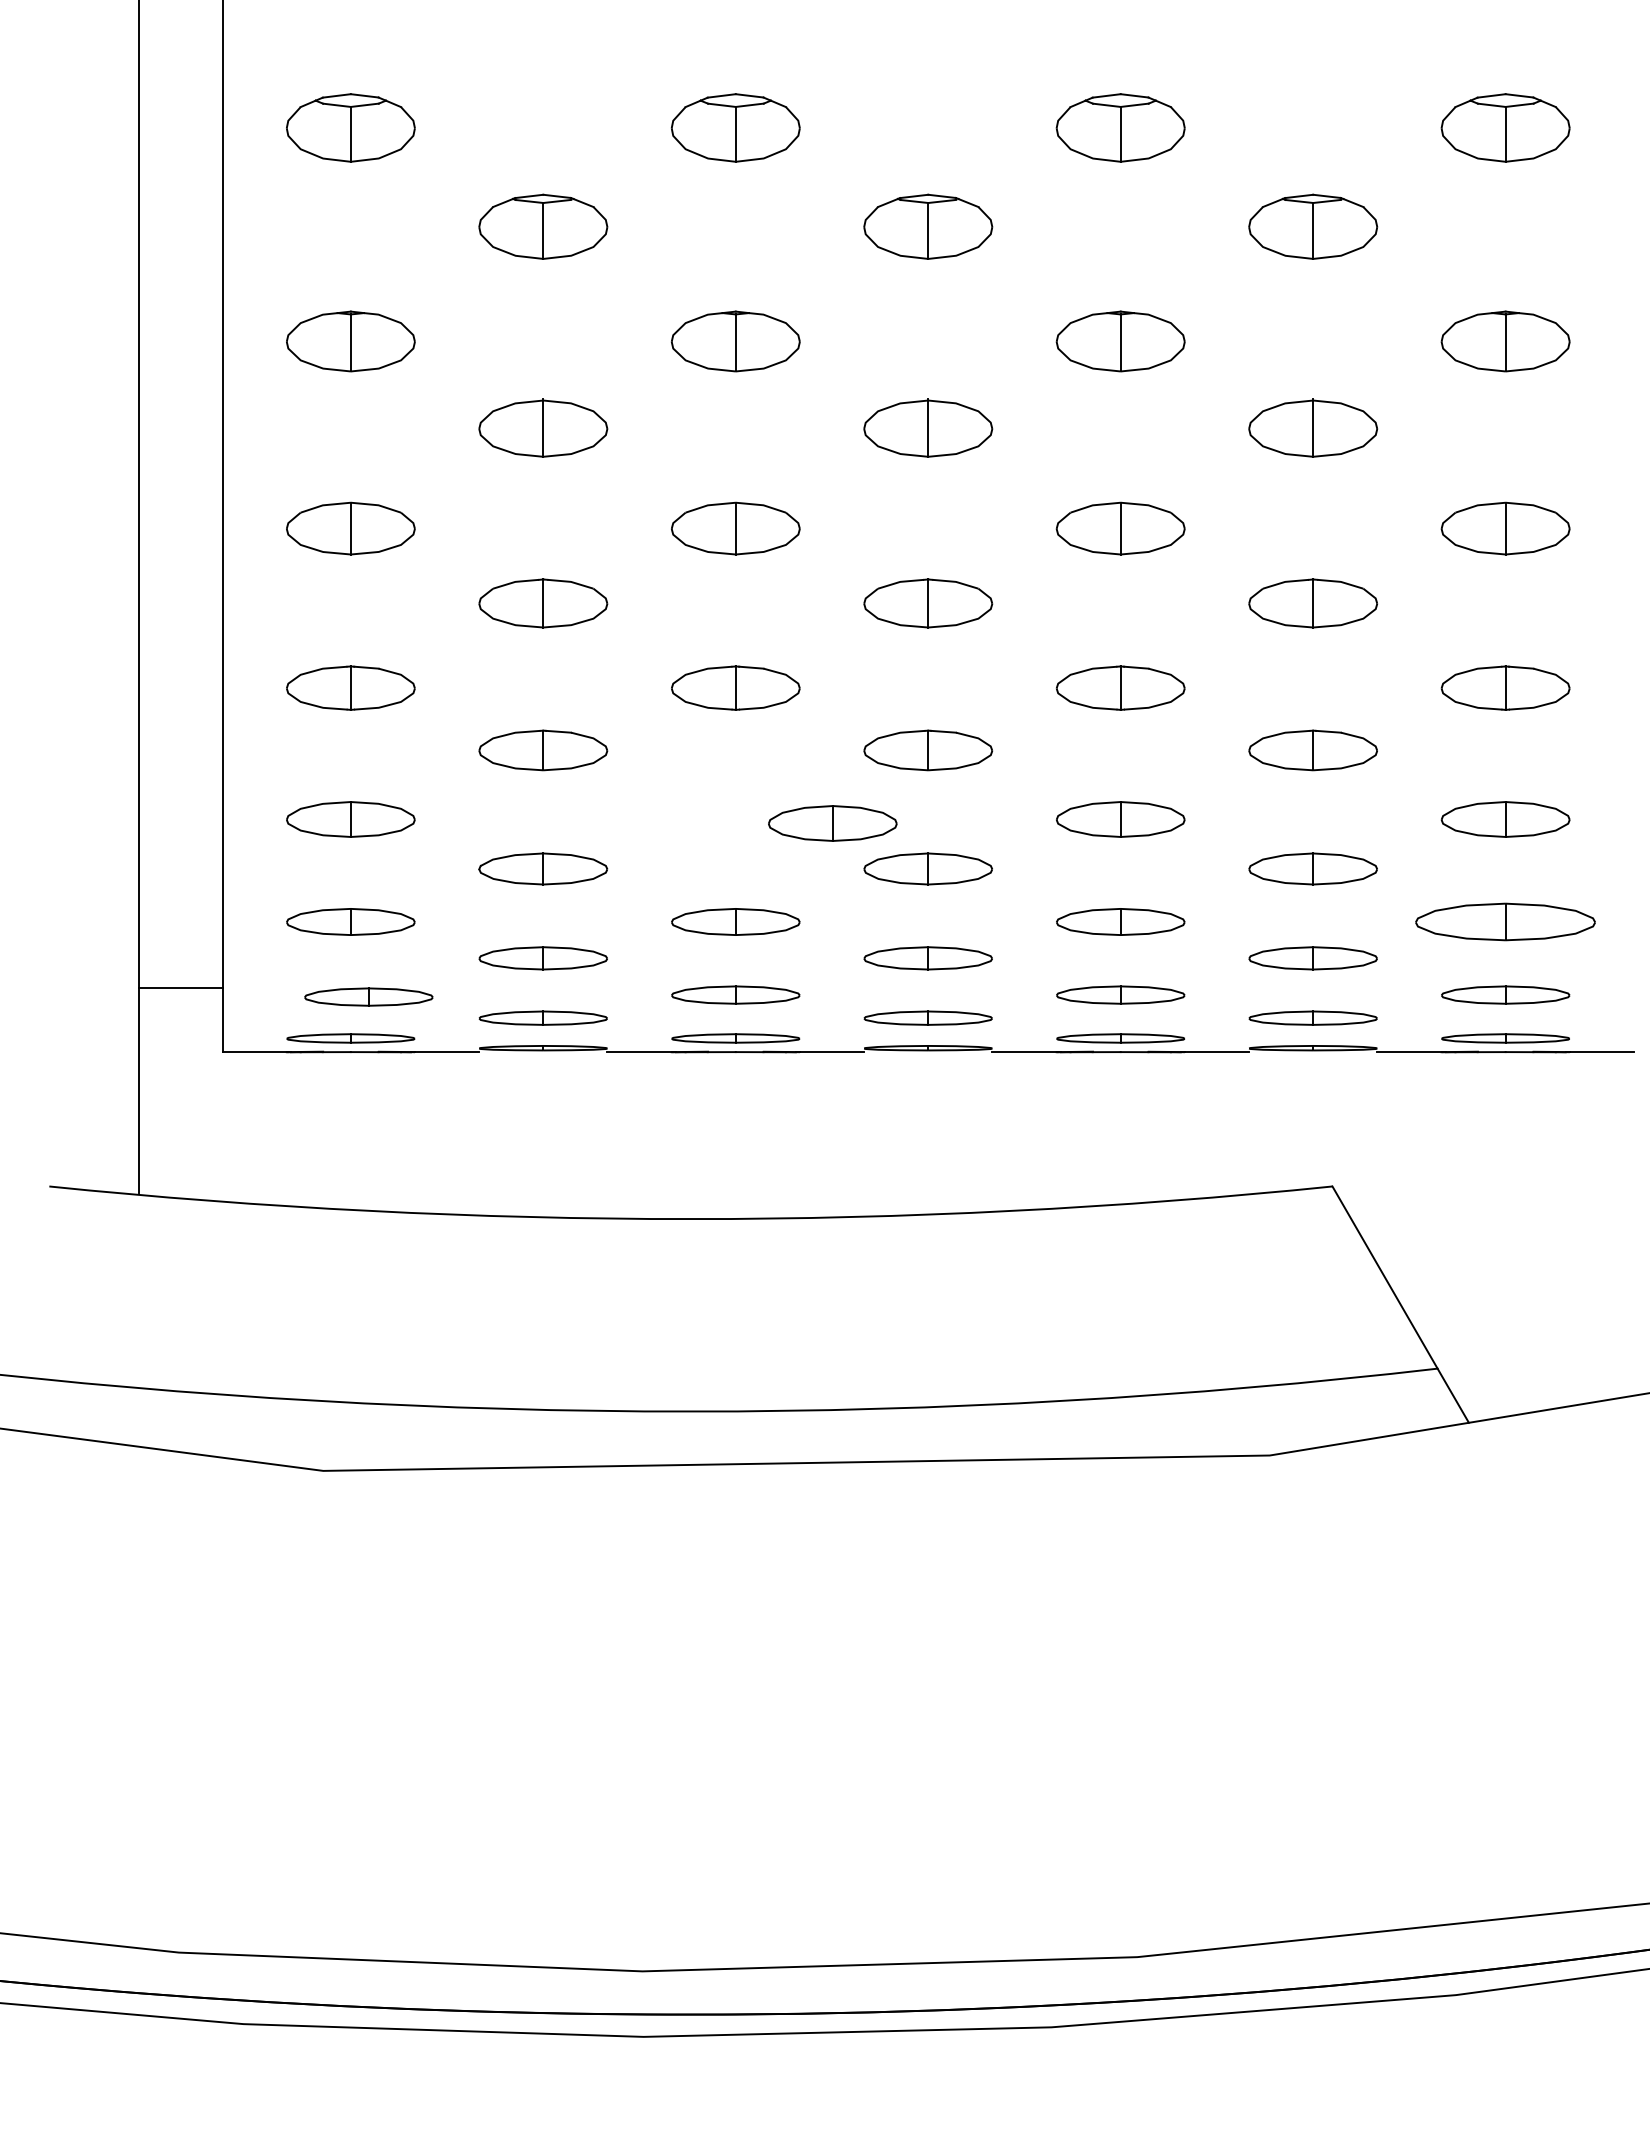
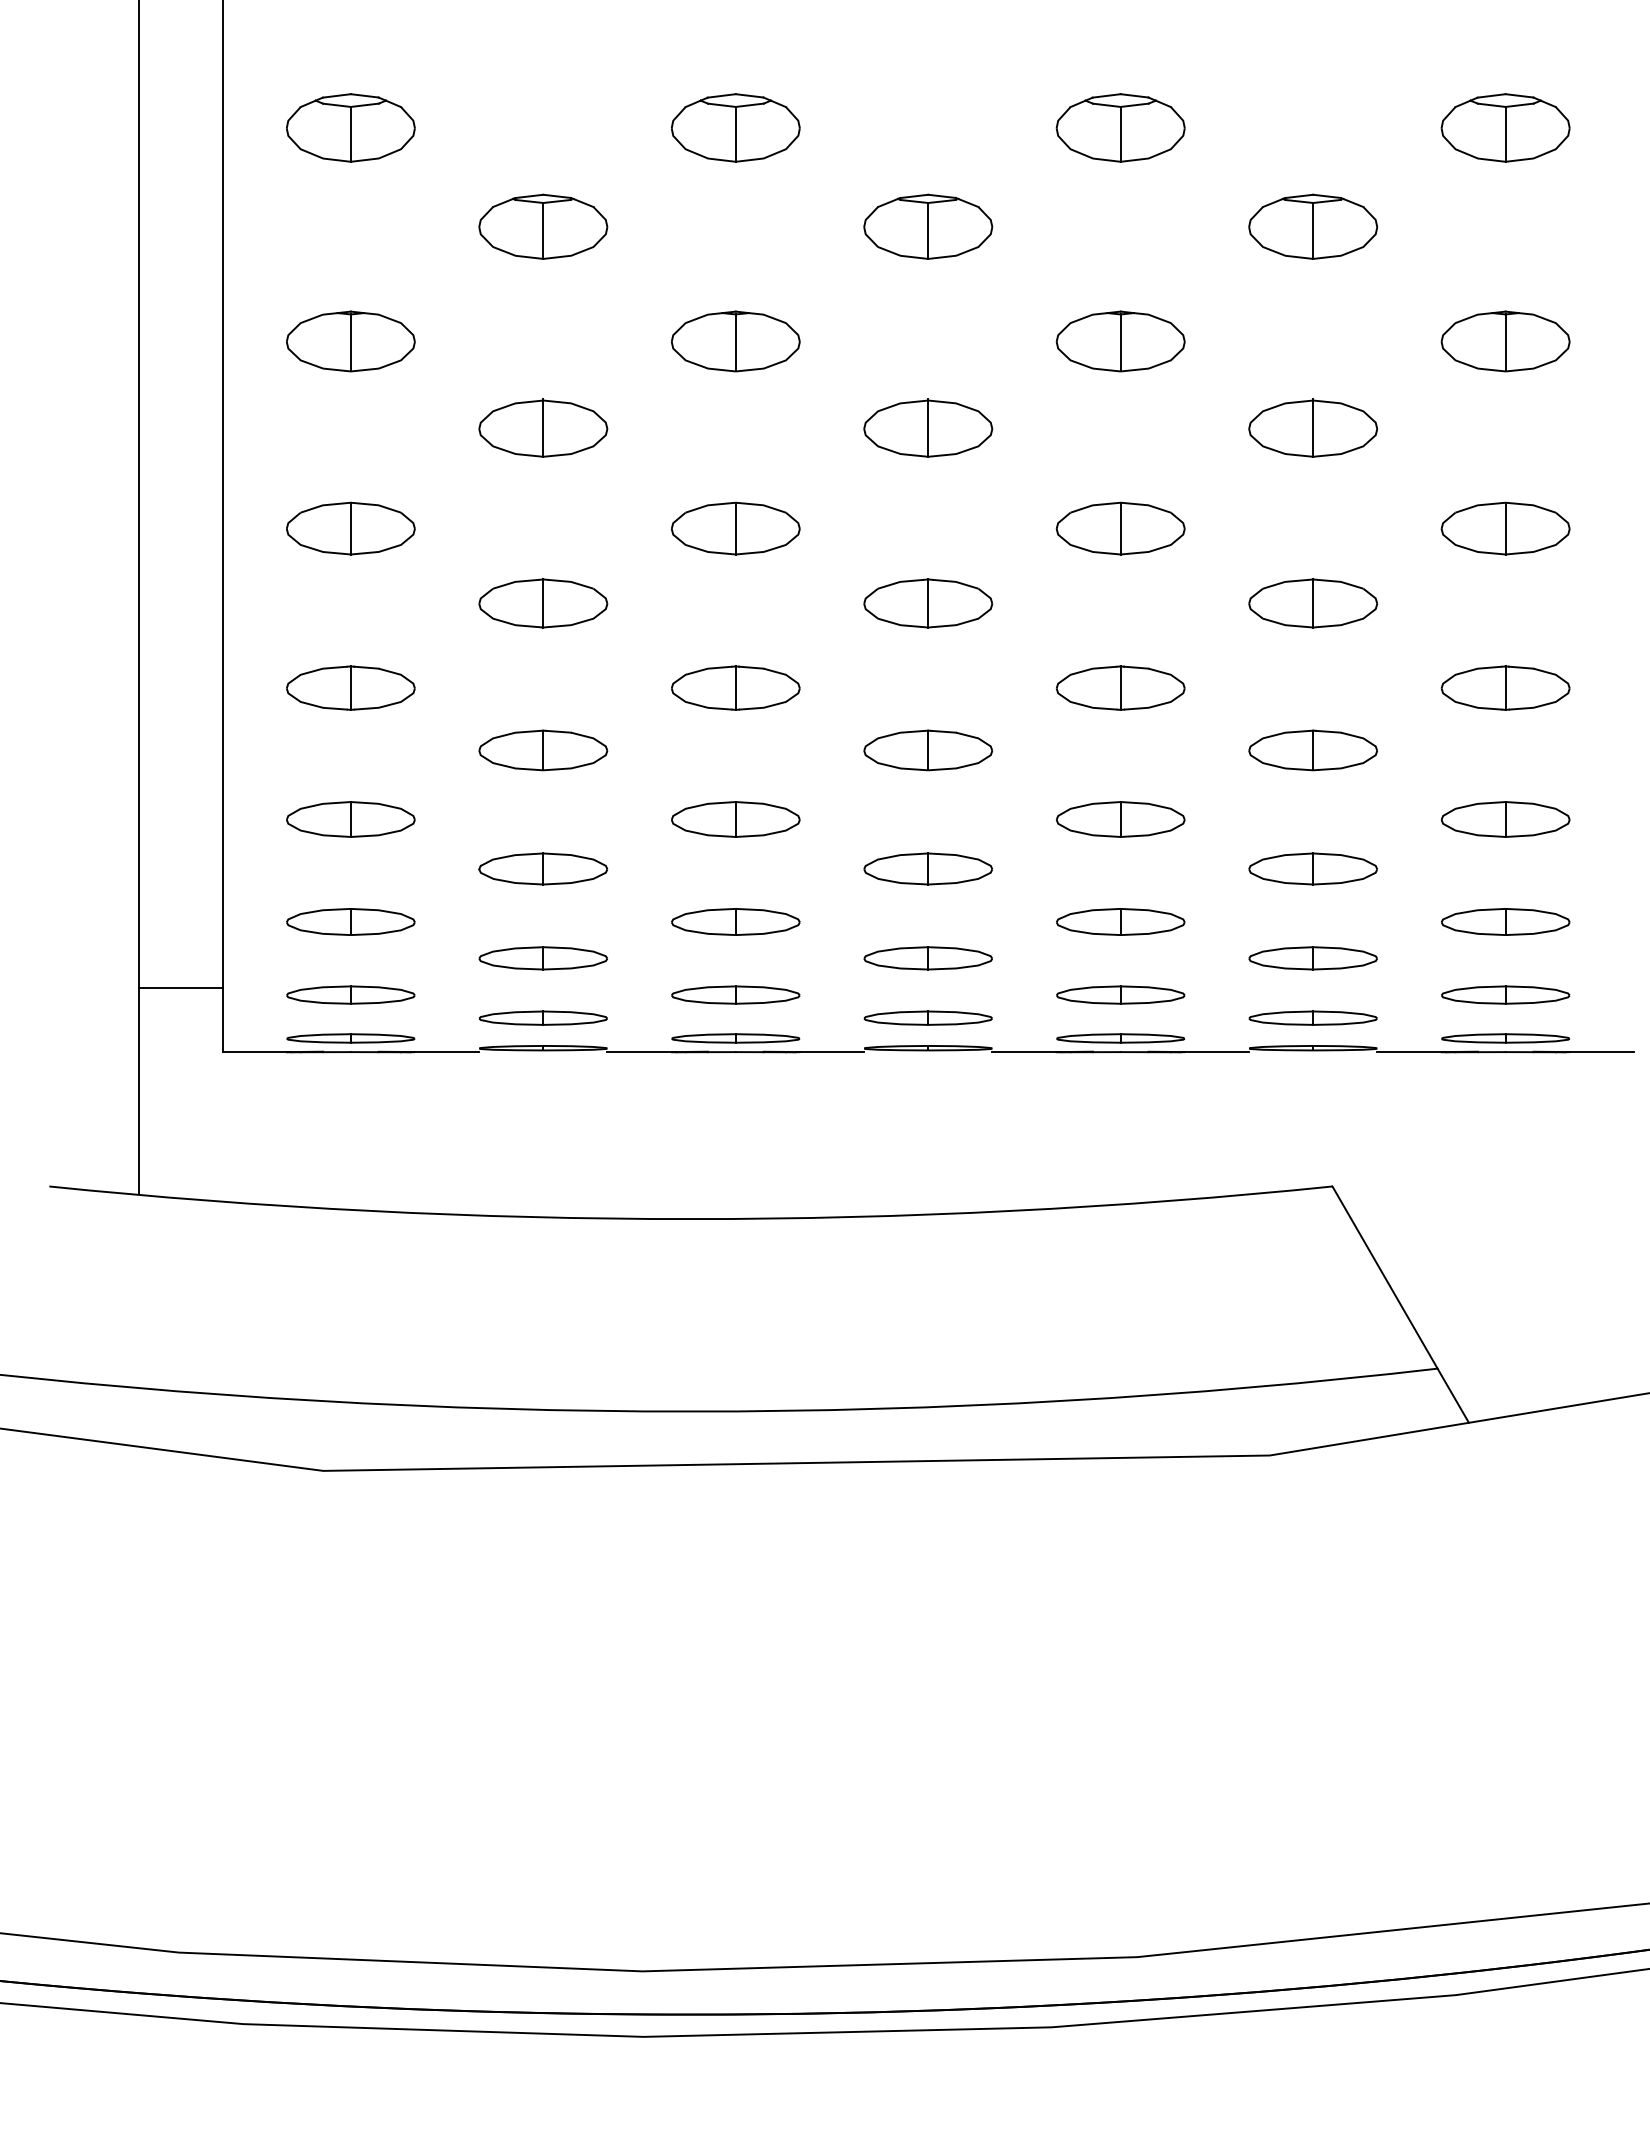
part position: (832, 823) -> (735, 819) (735, 819)
part size: 181x40 px -> 130x28 px (1505, 921)
part position: (368, 996) -> (350, 994) (350, 994)
